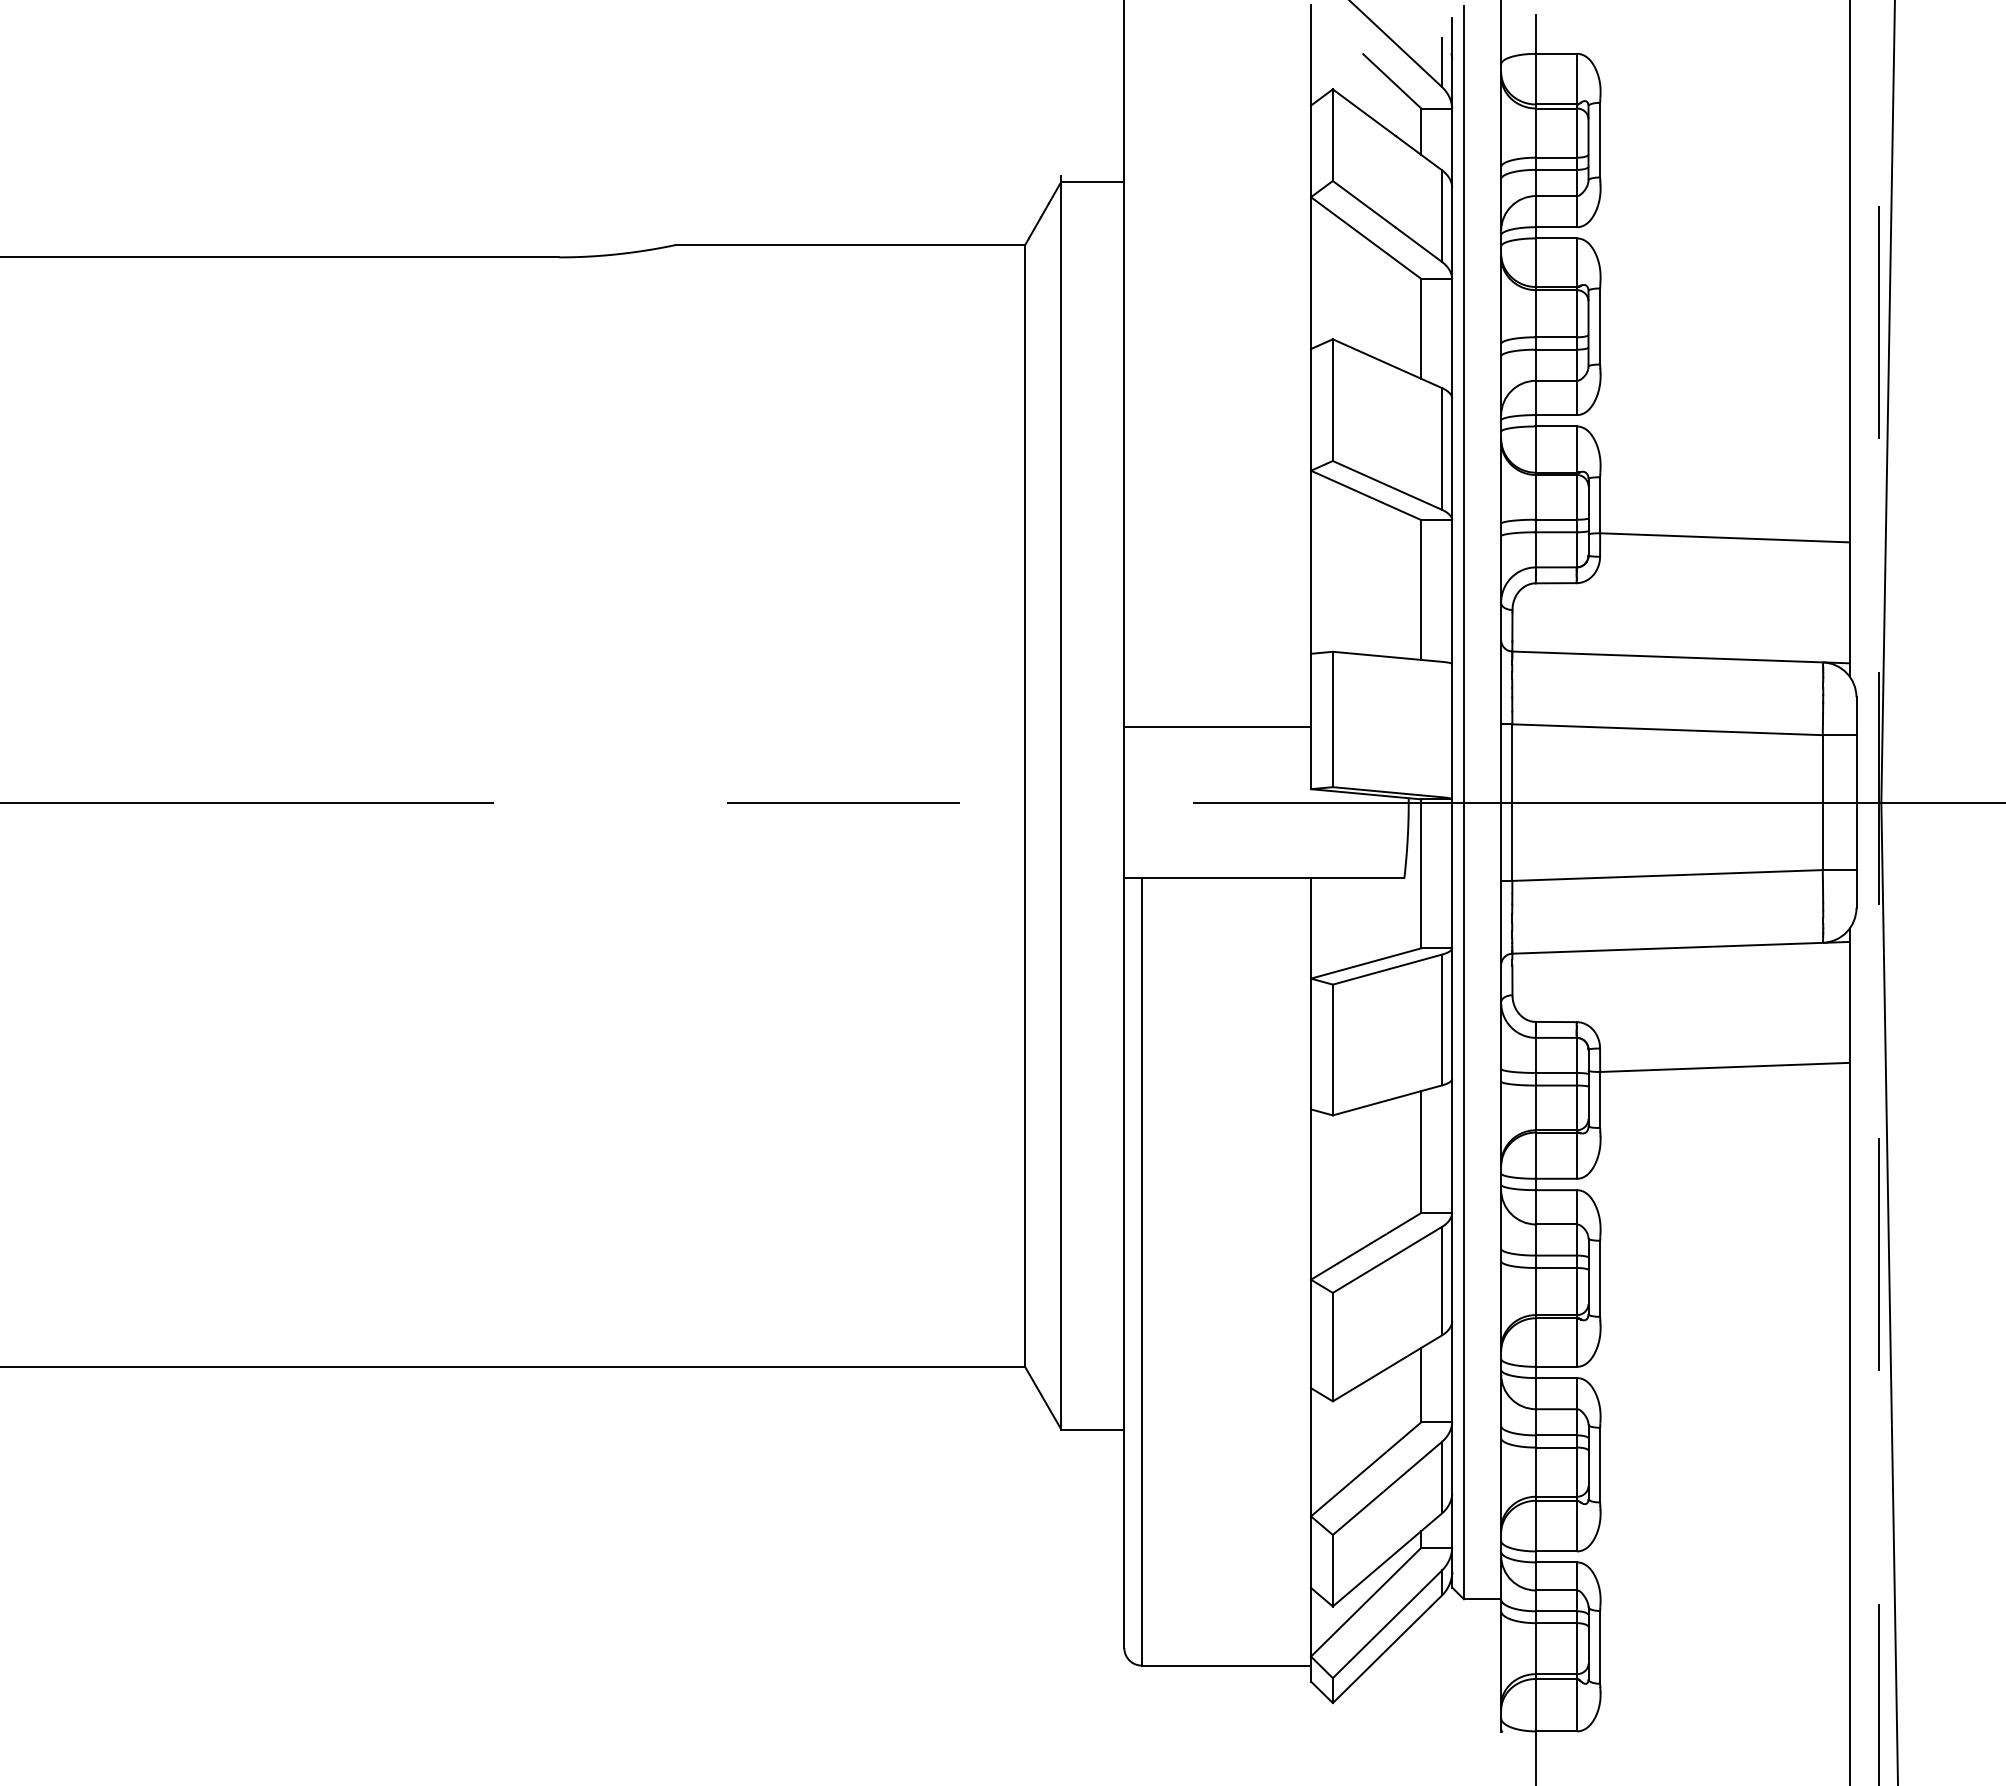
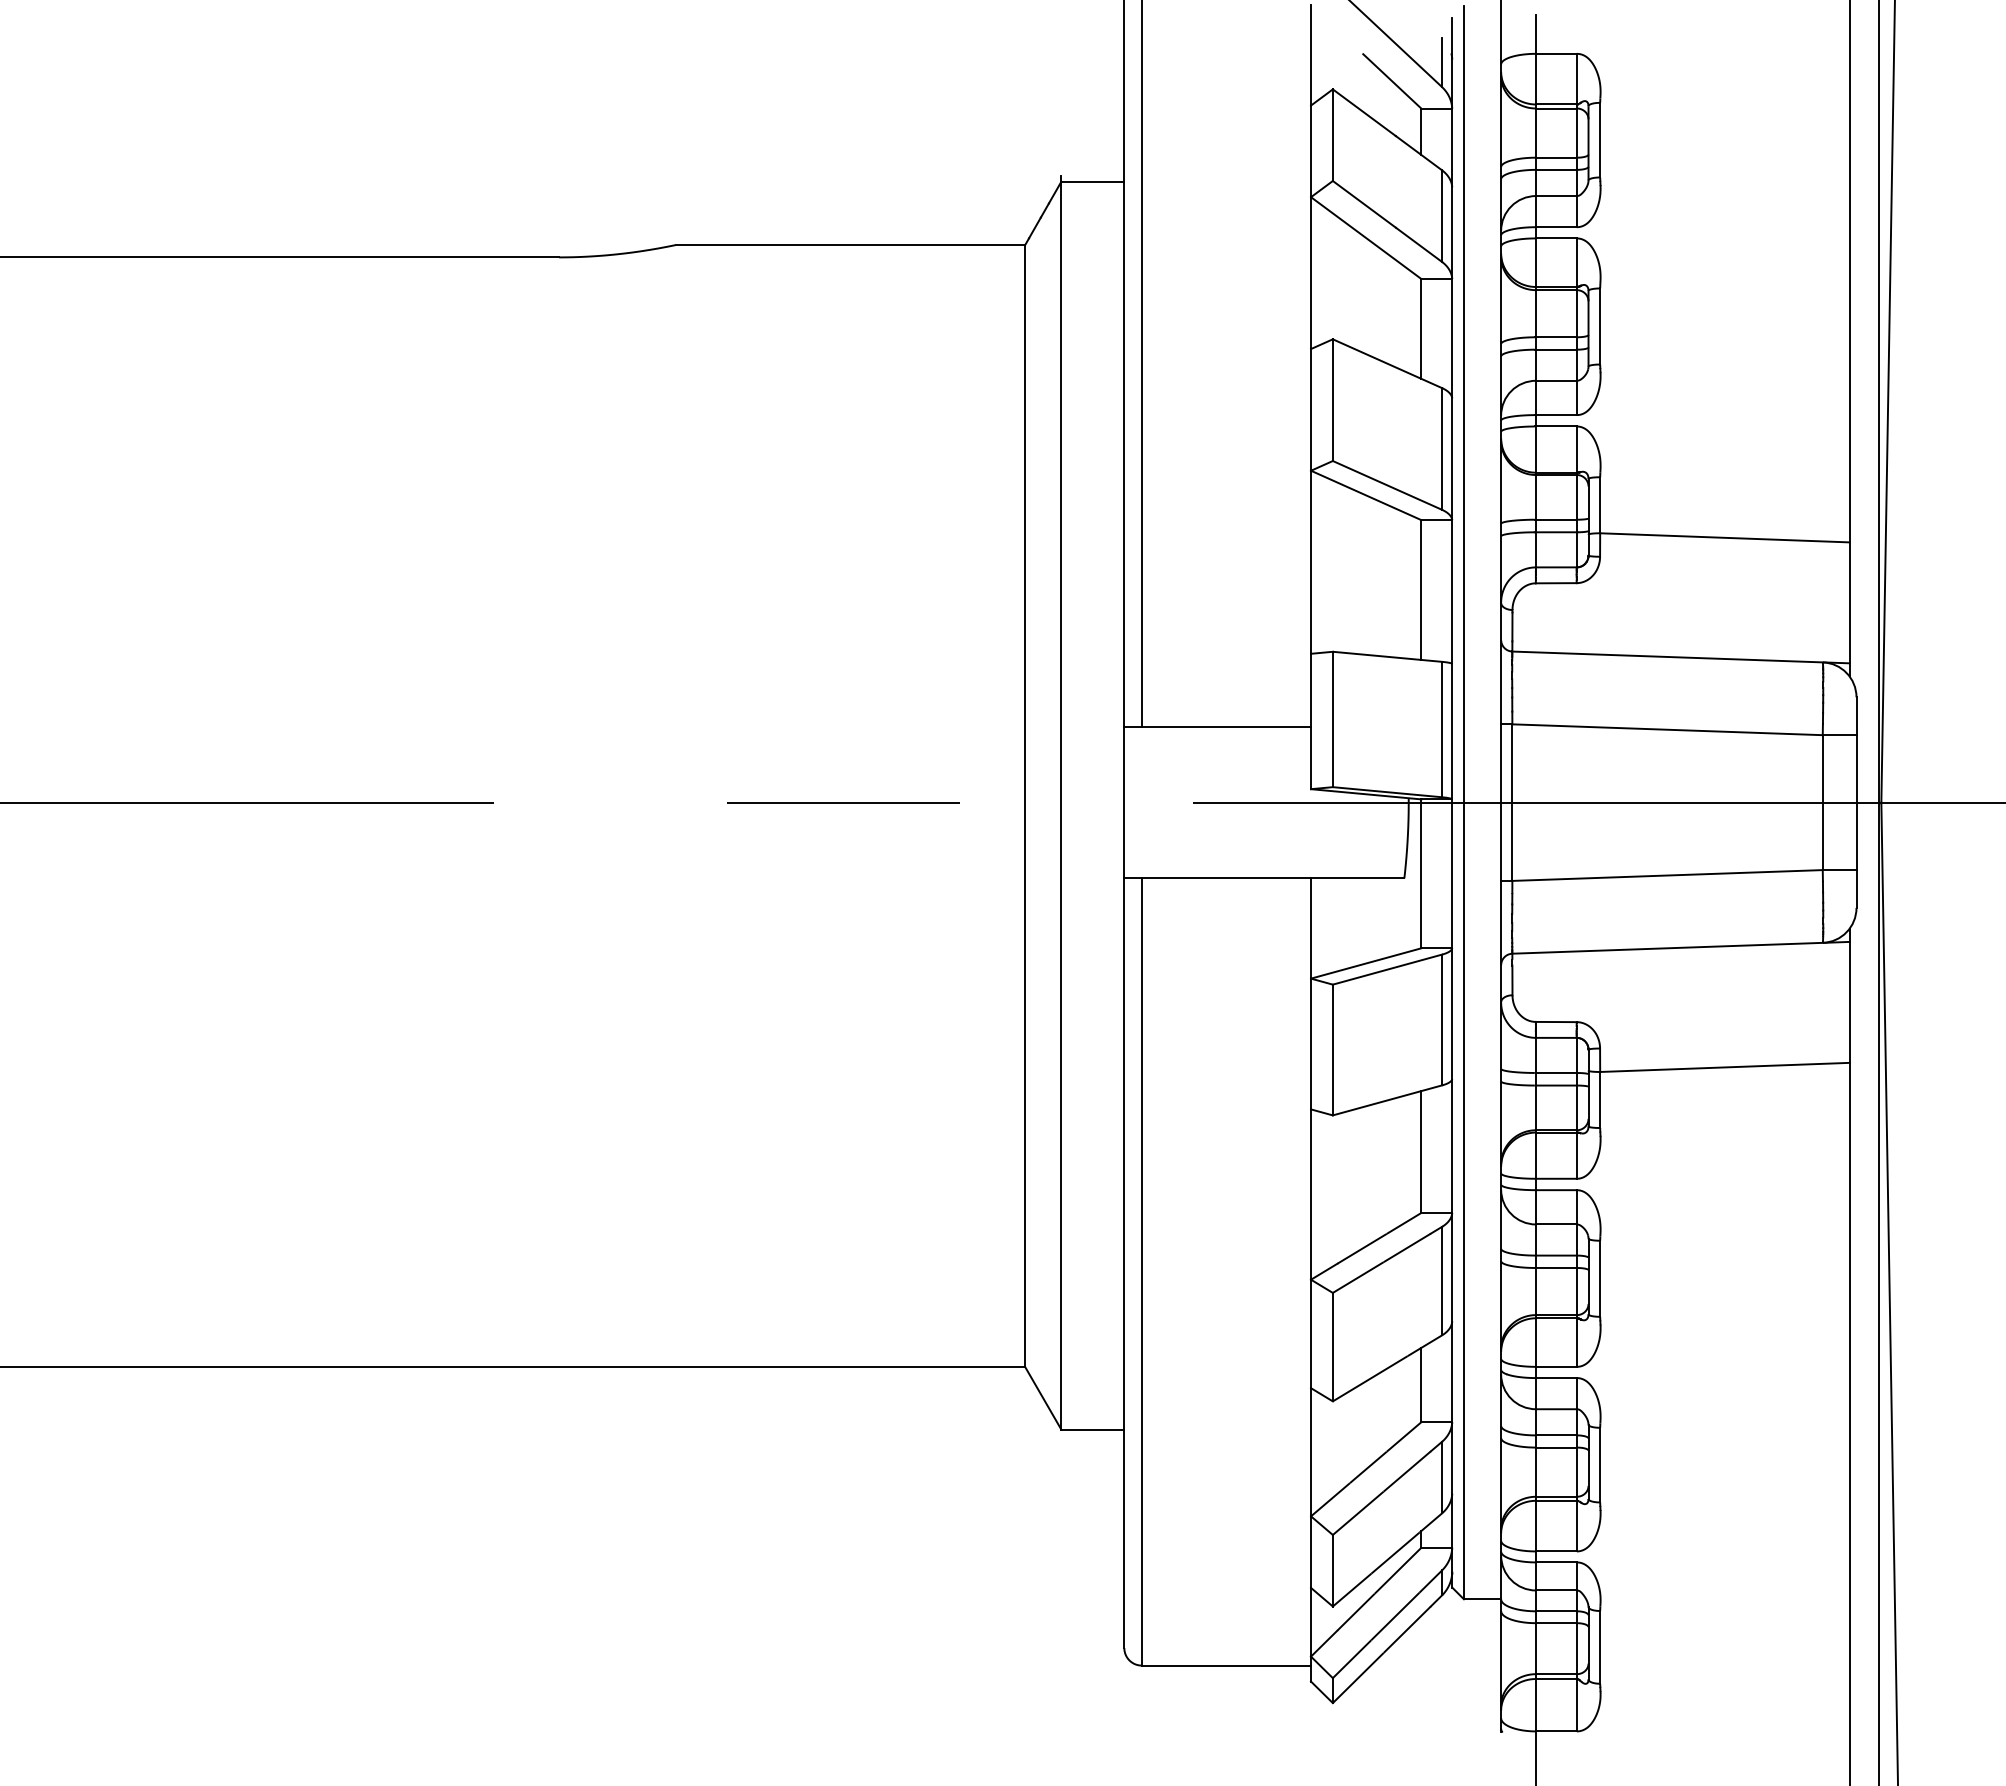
line: none -> present (1141, 364)
line: none -> present (1442, 729)
line: dashed -> solid (1878, 893)
